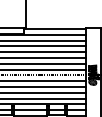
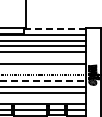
line: solid -> dashed (55, 29)
line: present -> none (44, 58)
line: present -> none (44, 69)
line: solid -> dashed (43, 81)
line: present -> none (44, 98)
